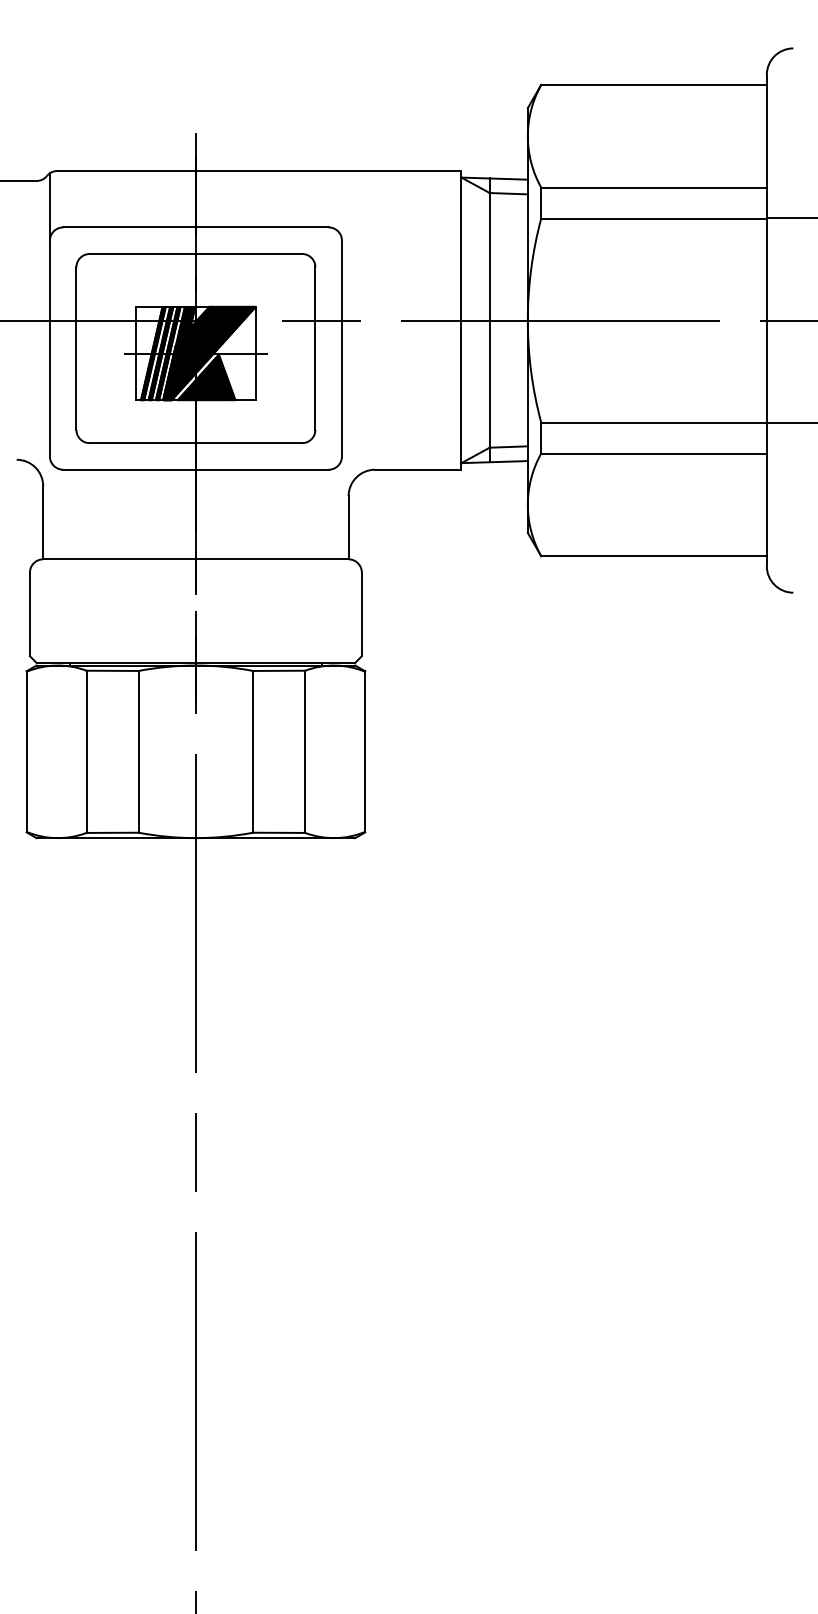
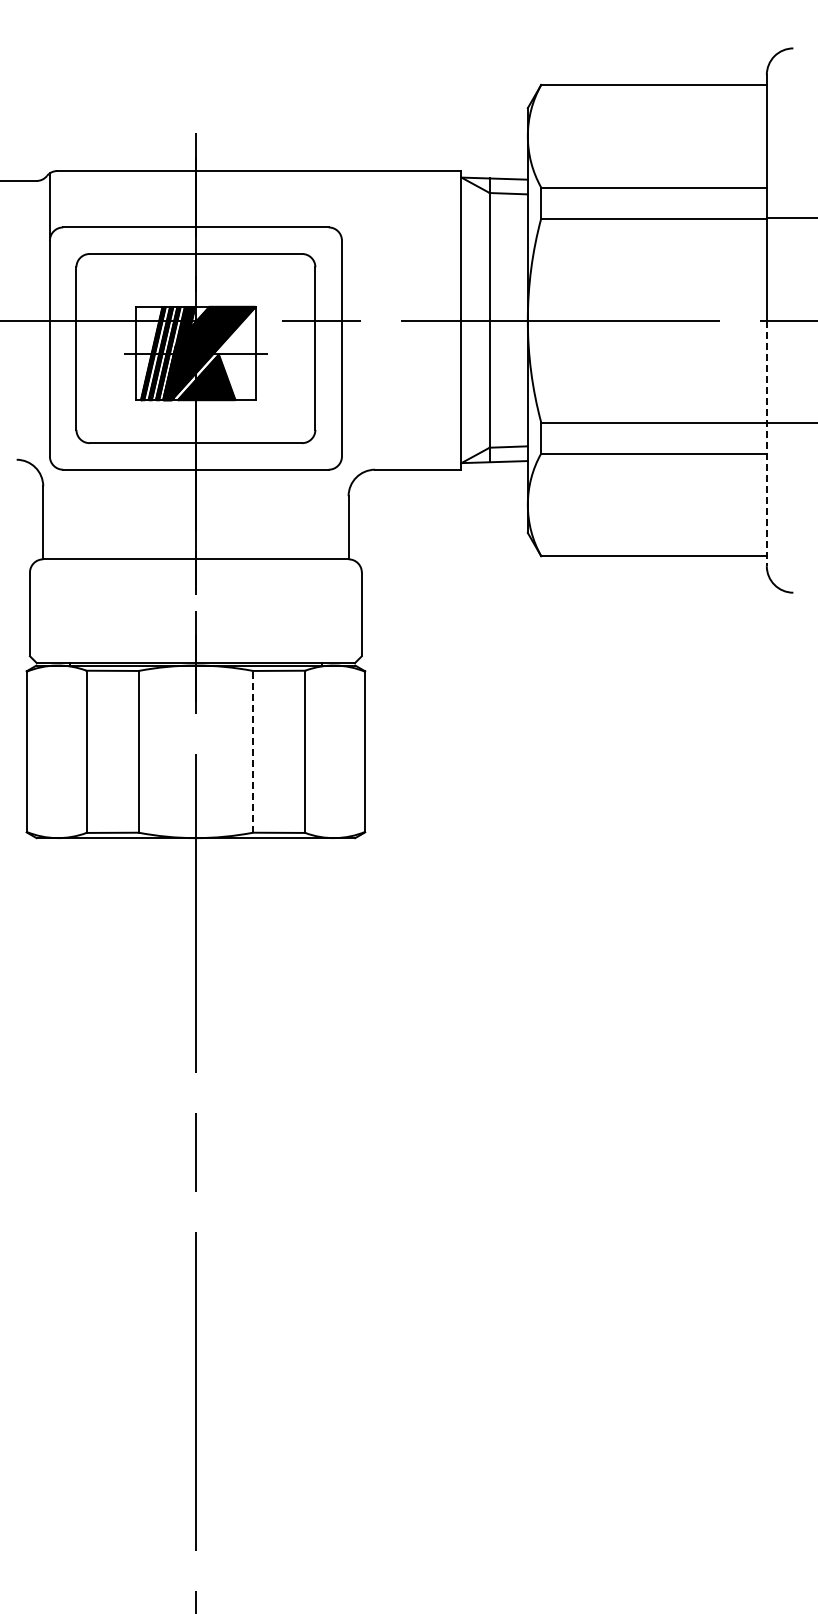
line: solid -> dashed (766, 443)
line: solid -> dashed (253, 751)
